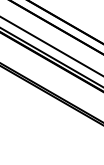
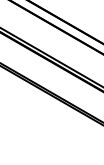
line: present -> none (51, 45)
